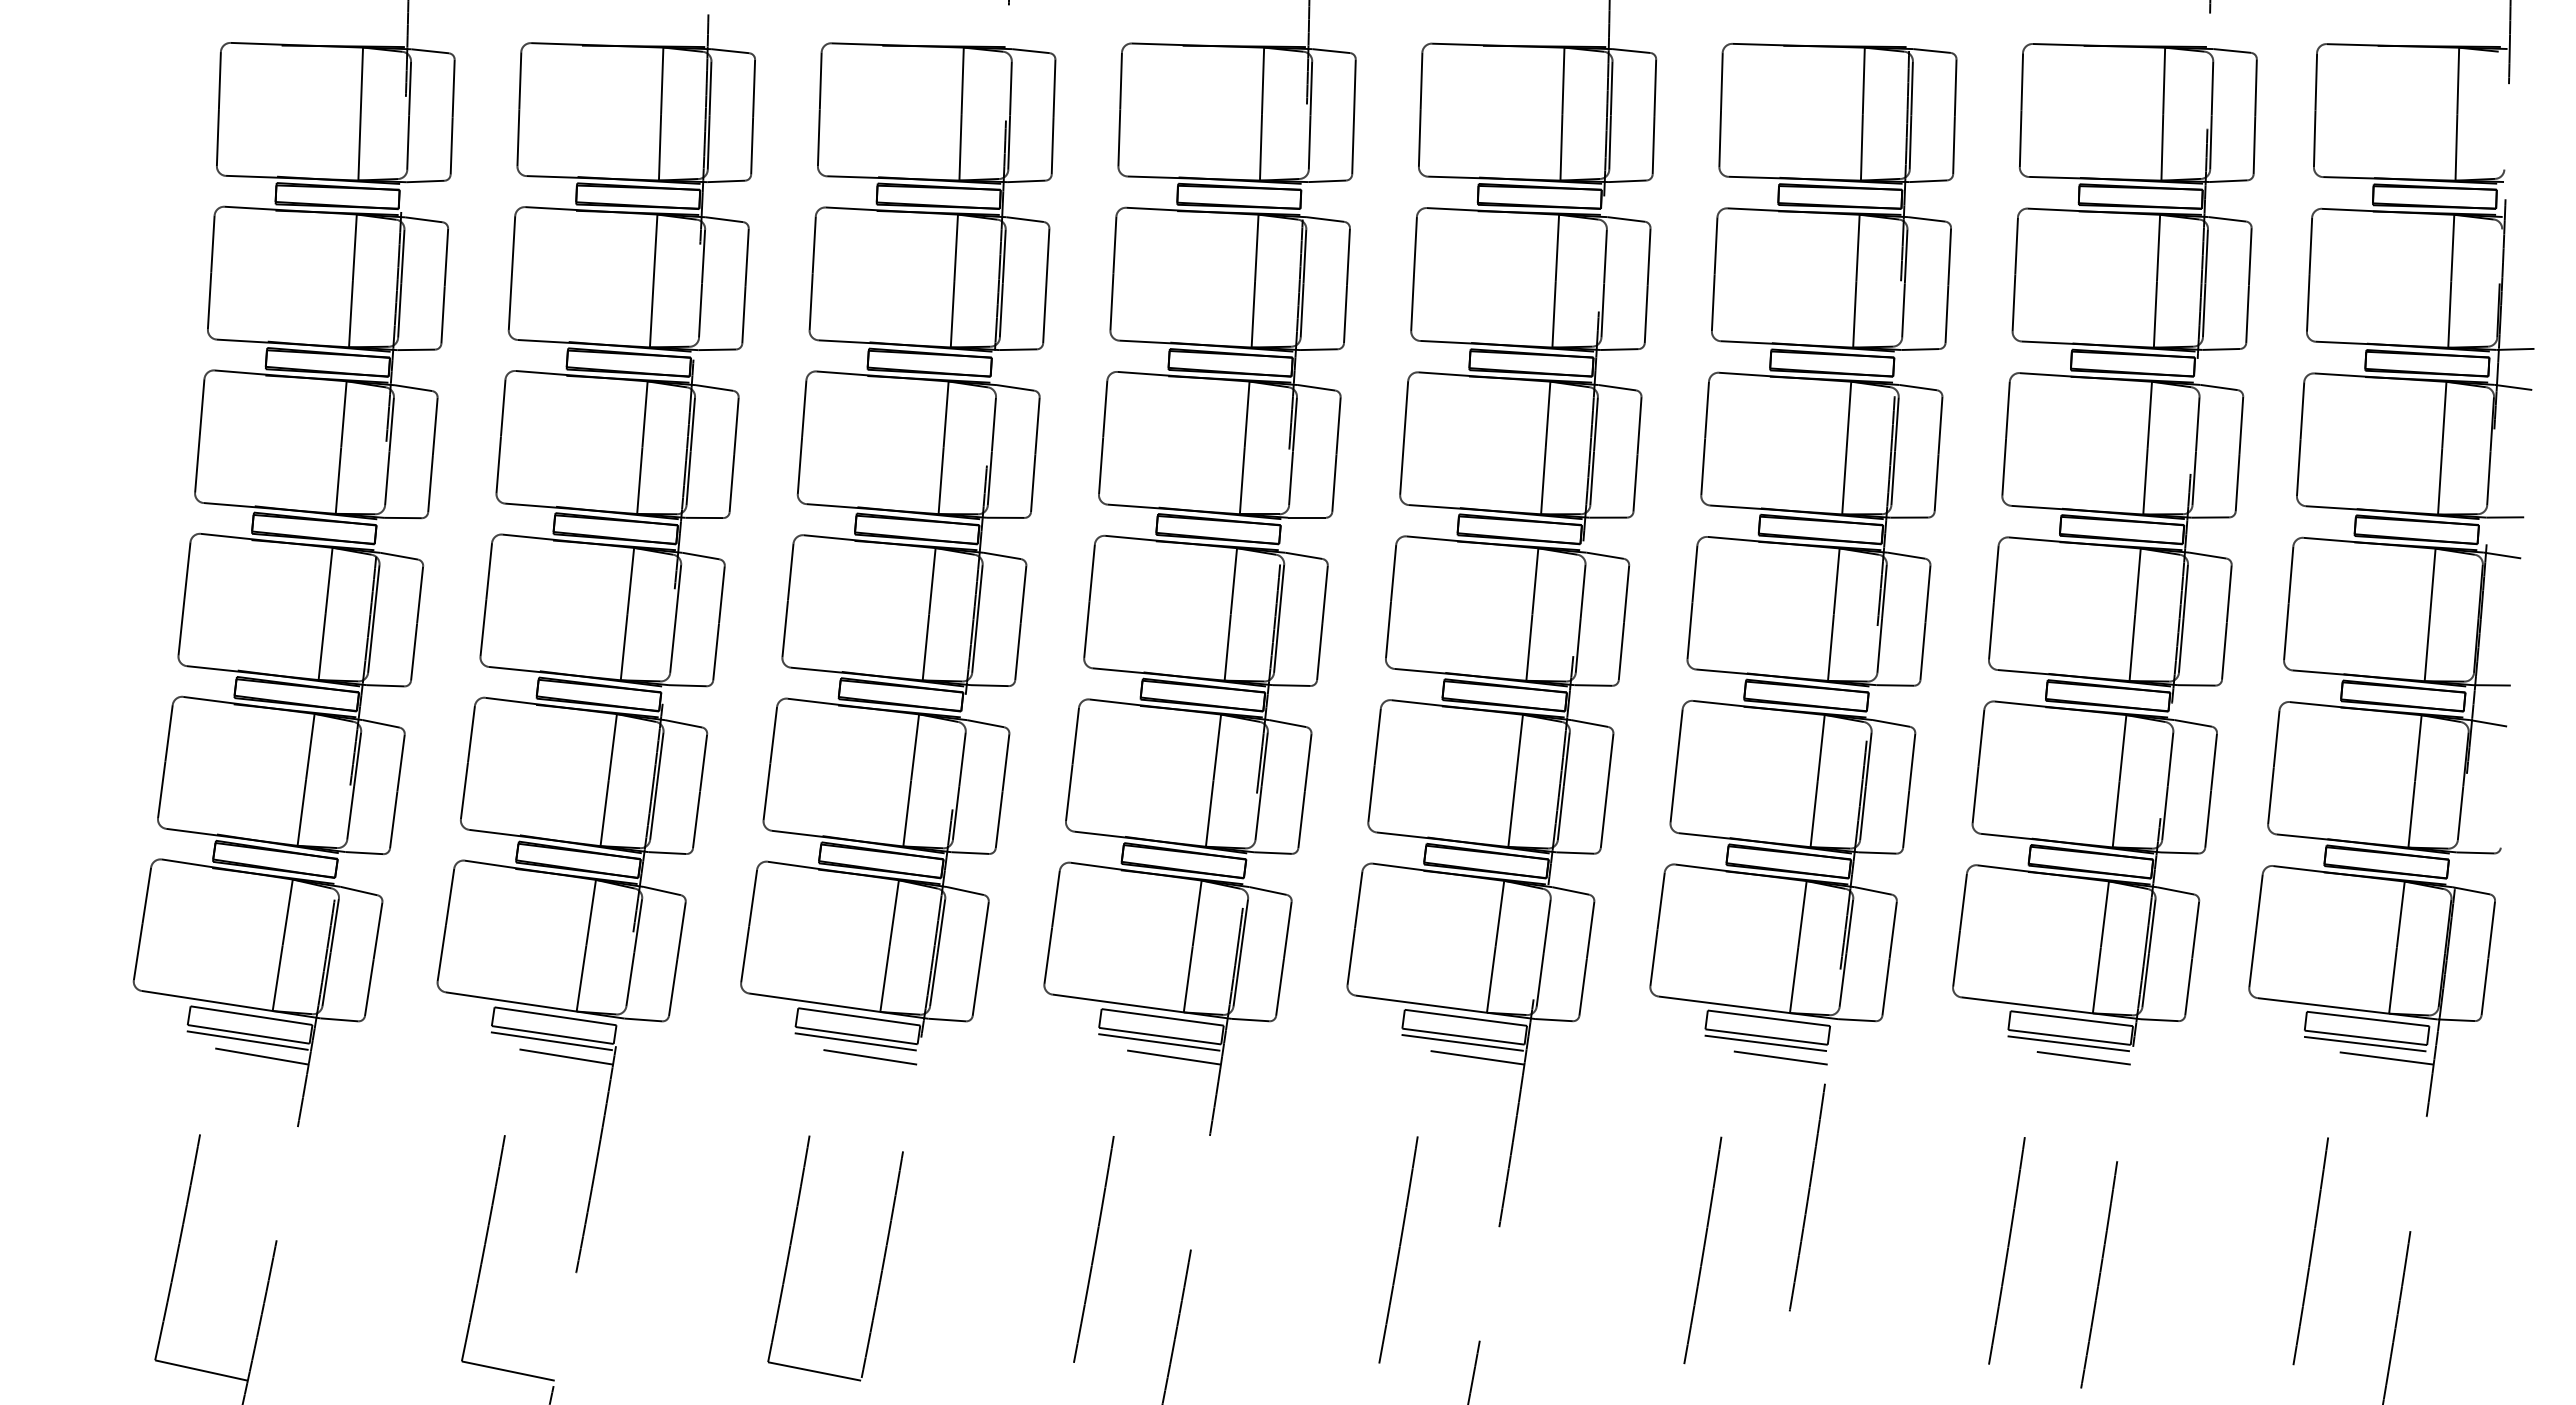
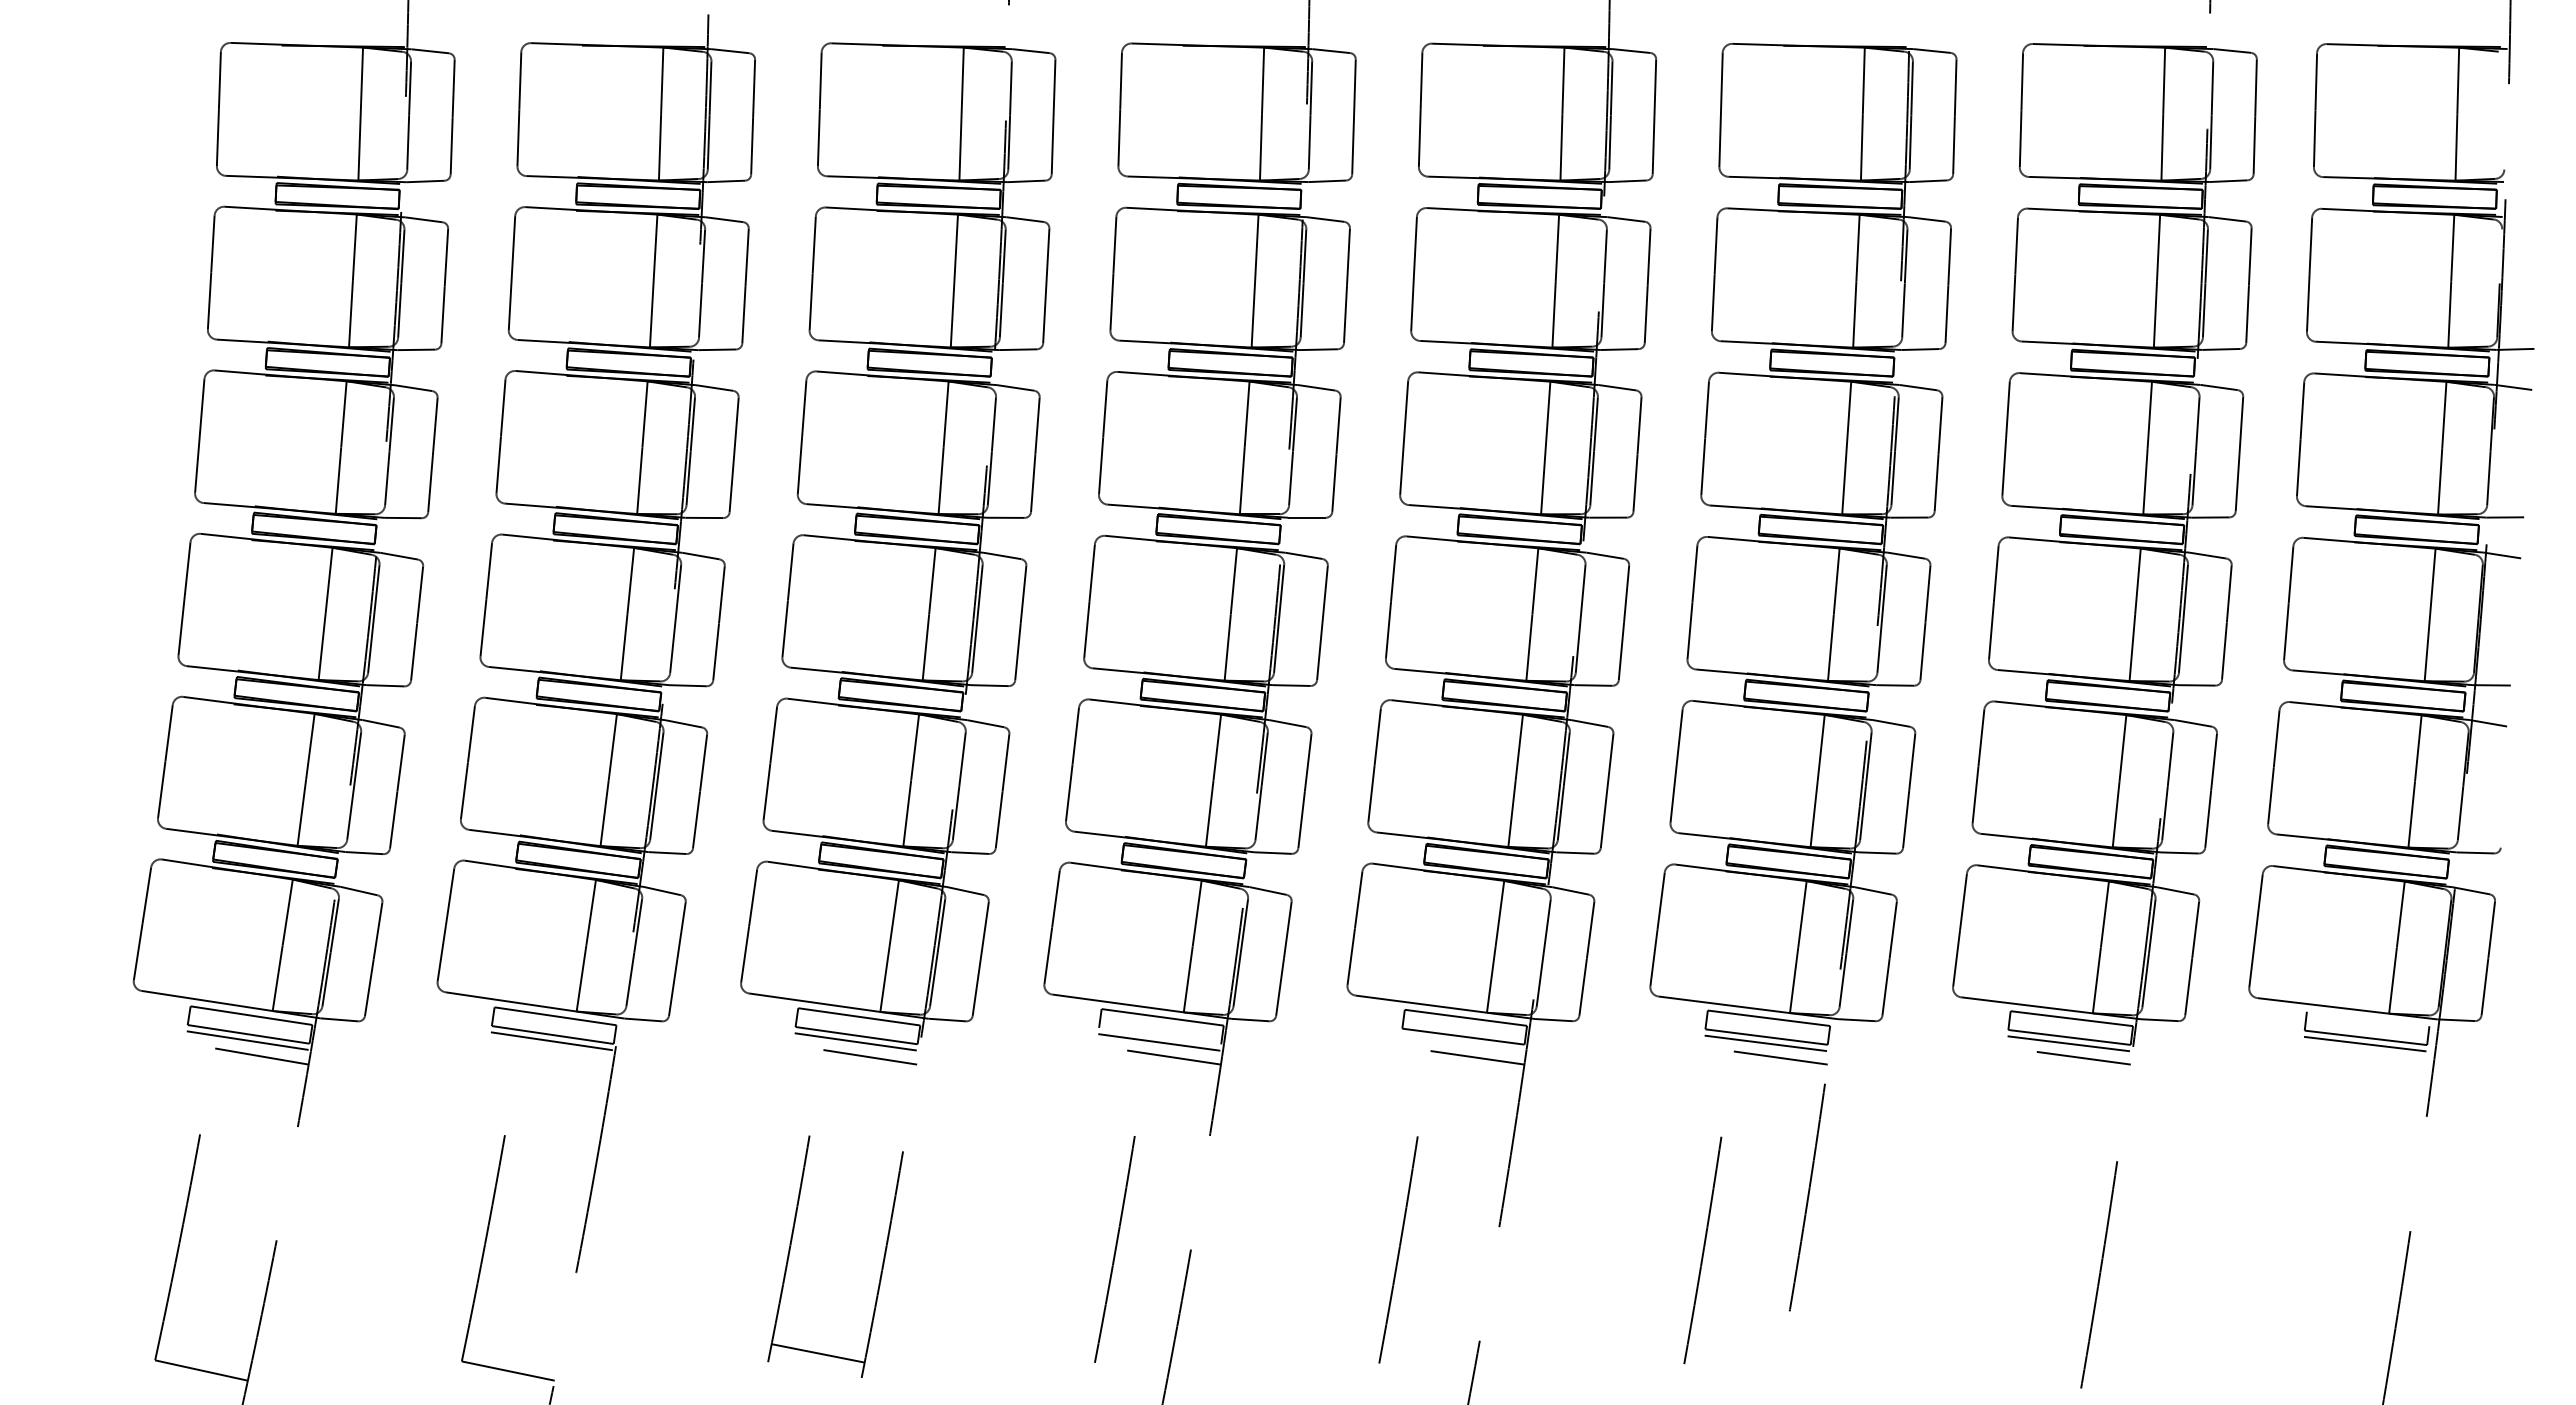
line: present -> none (2367, 1018)
line: present -> none (1160, 1035)
line: present -> none (1462, 1042)
line: present -> none (566, 1056)
line: present -> none (2386, 1058)
line position: (1093, 1249) -> (1114, 1249) (1114, 1249)
line: present -> none (2006, 1250)
line: present -> none (2310, 1251)
line position: (814, 1371) -> (818, 1353) (818, 1353)
